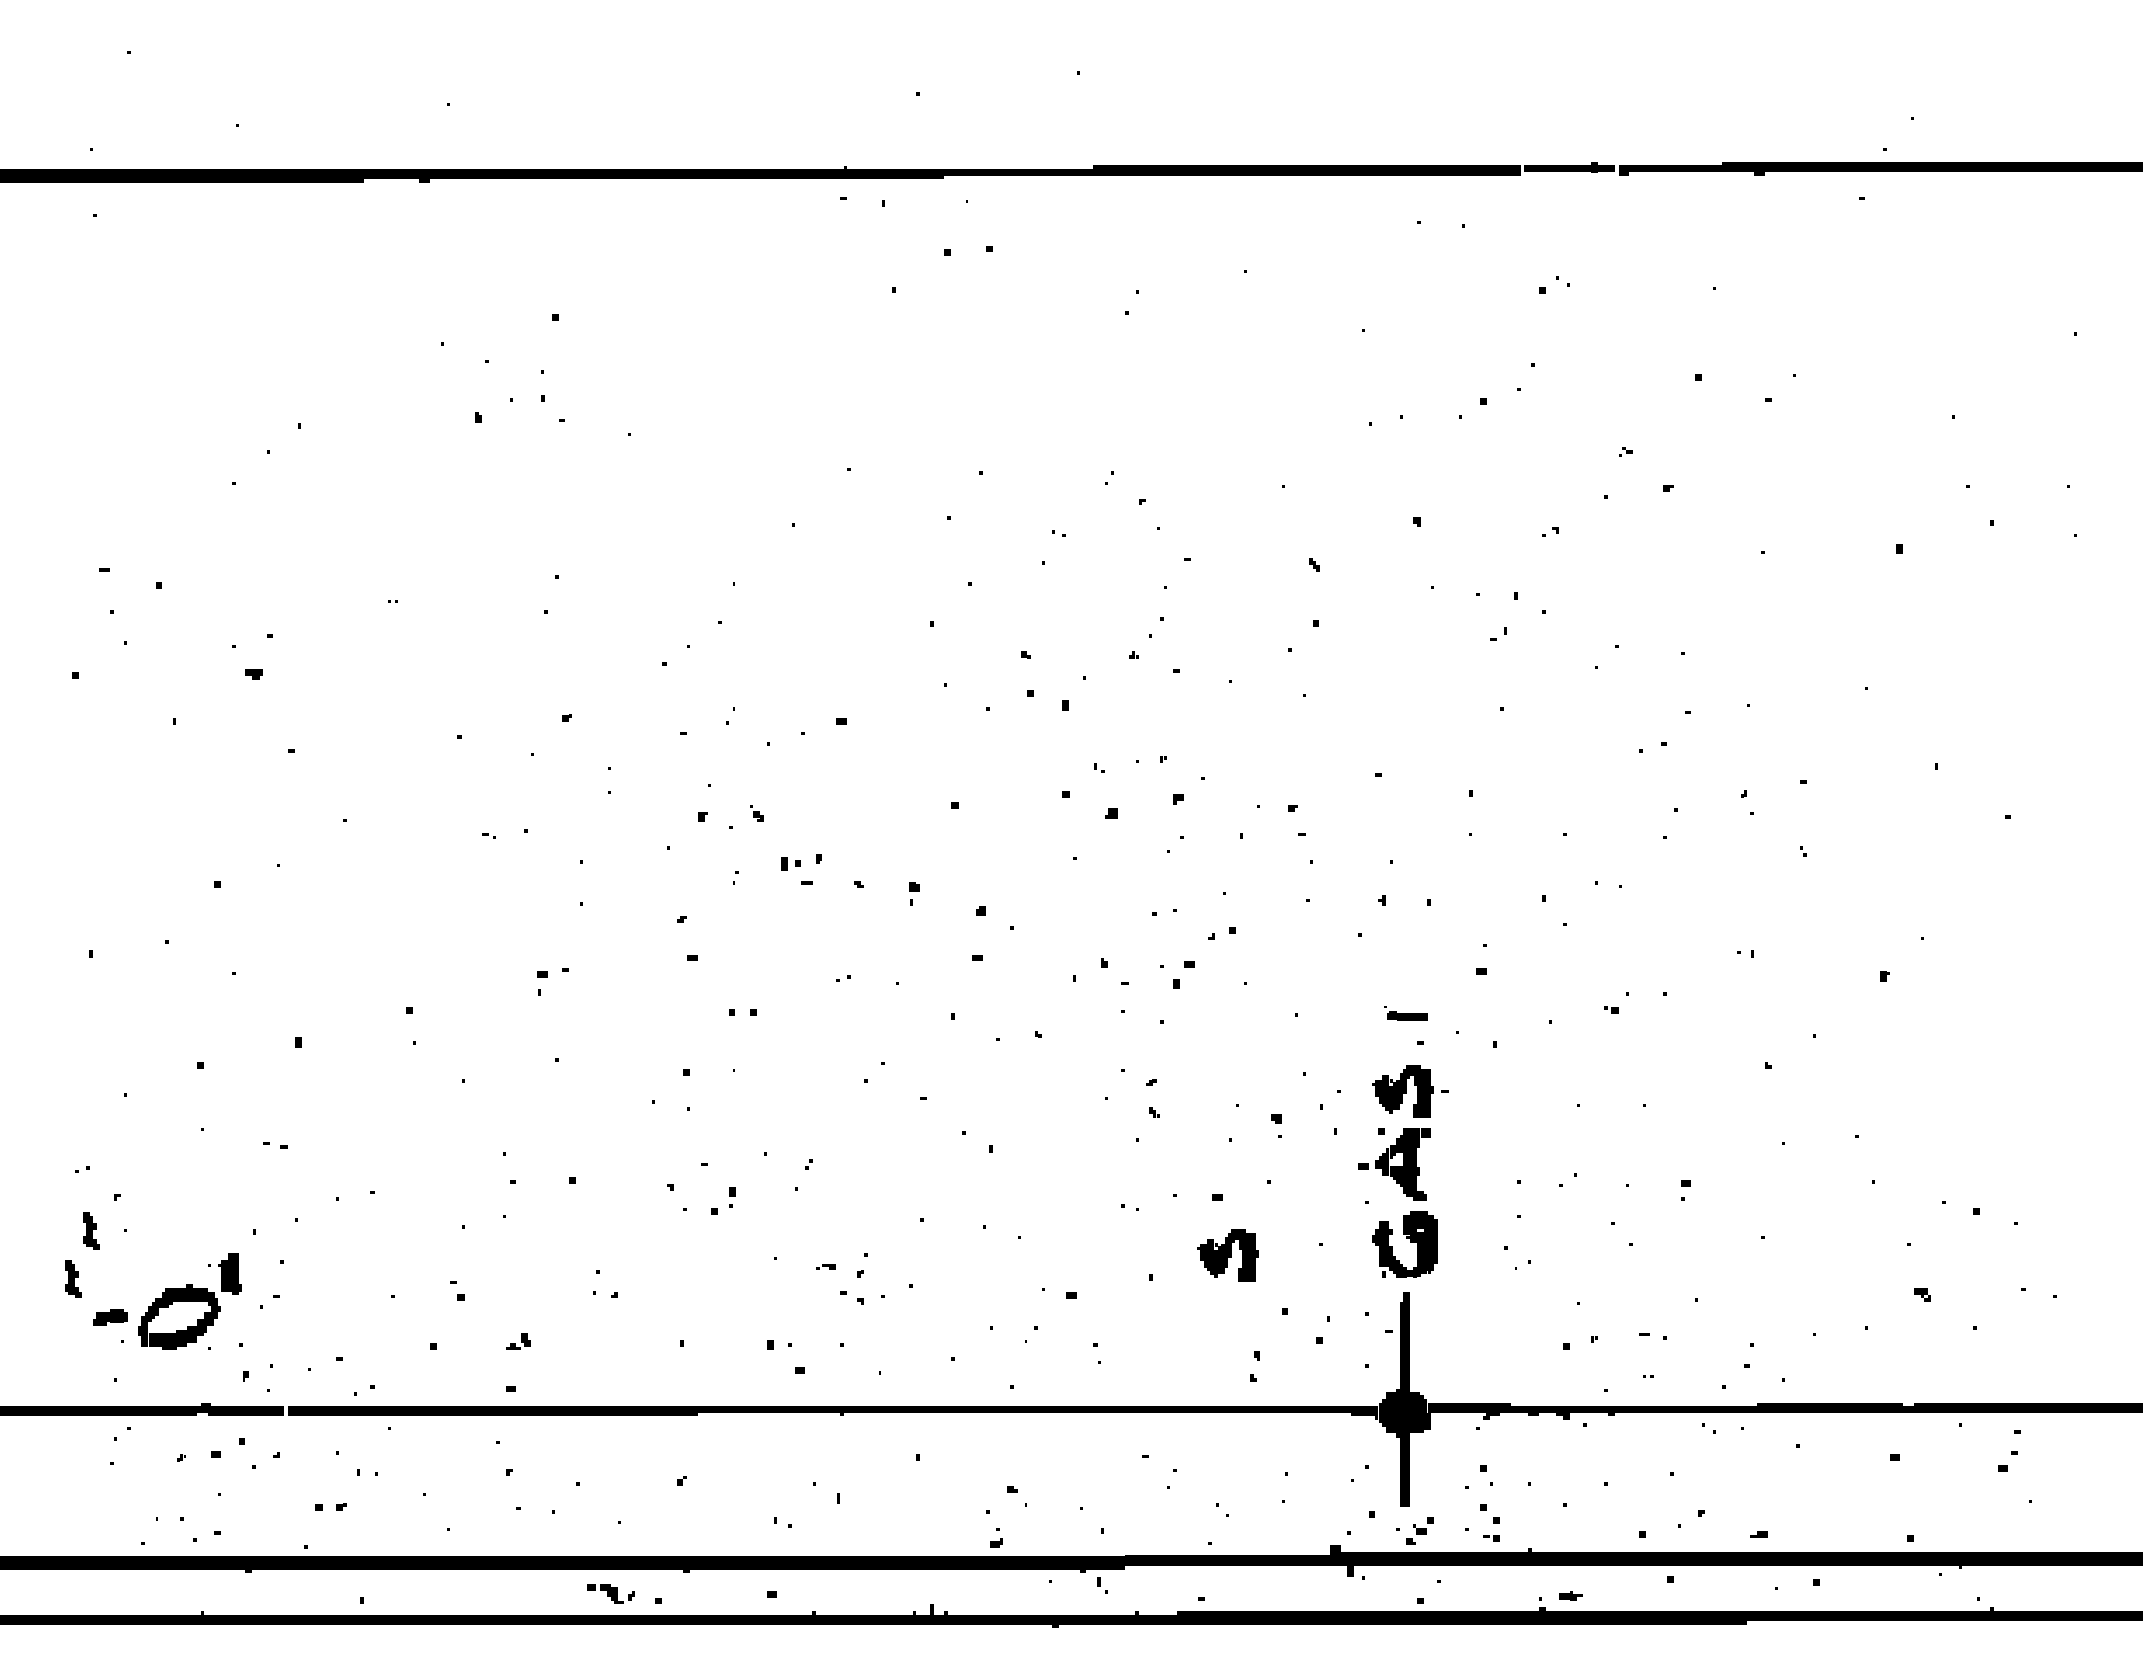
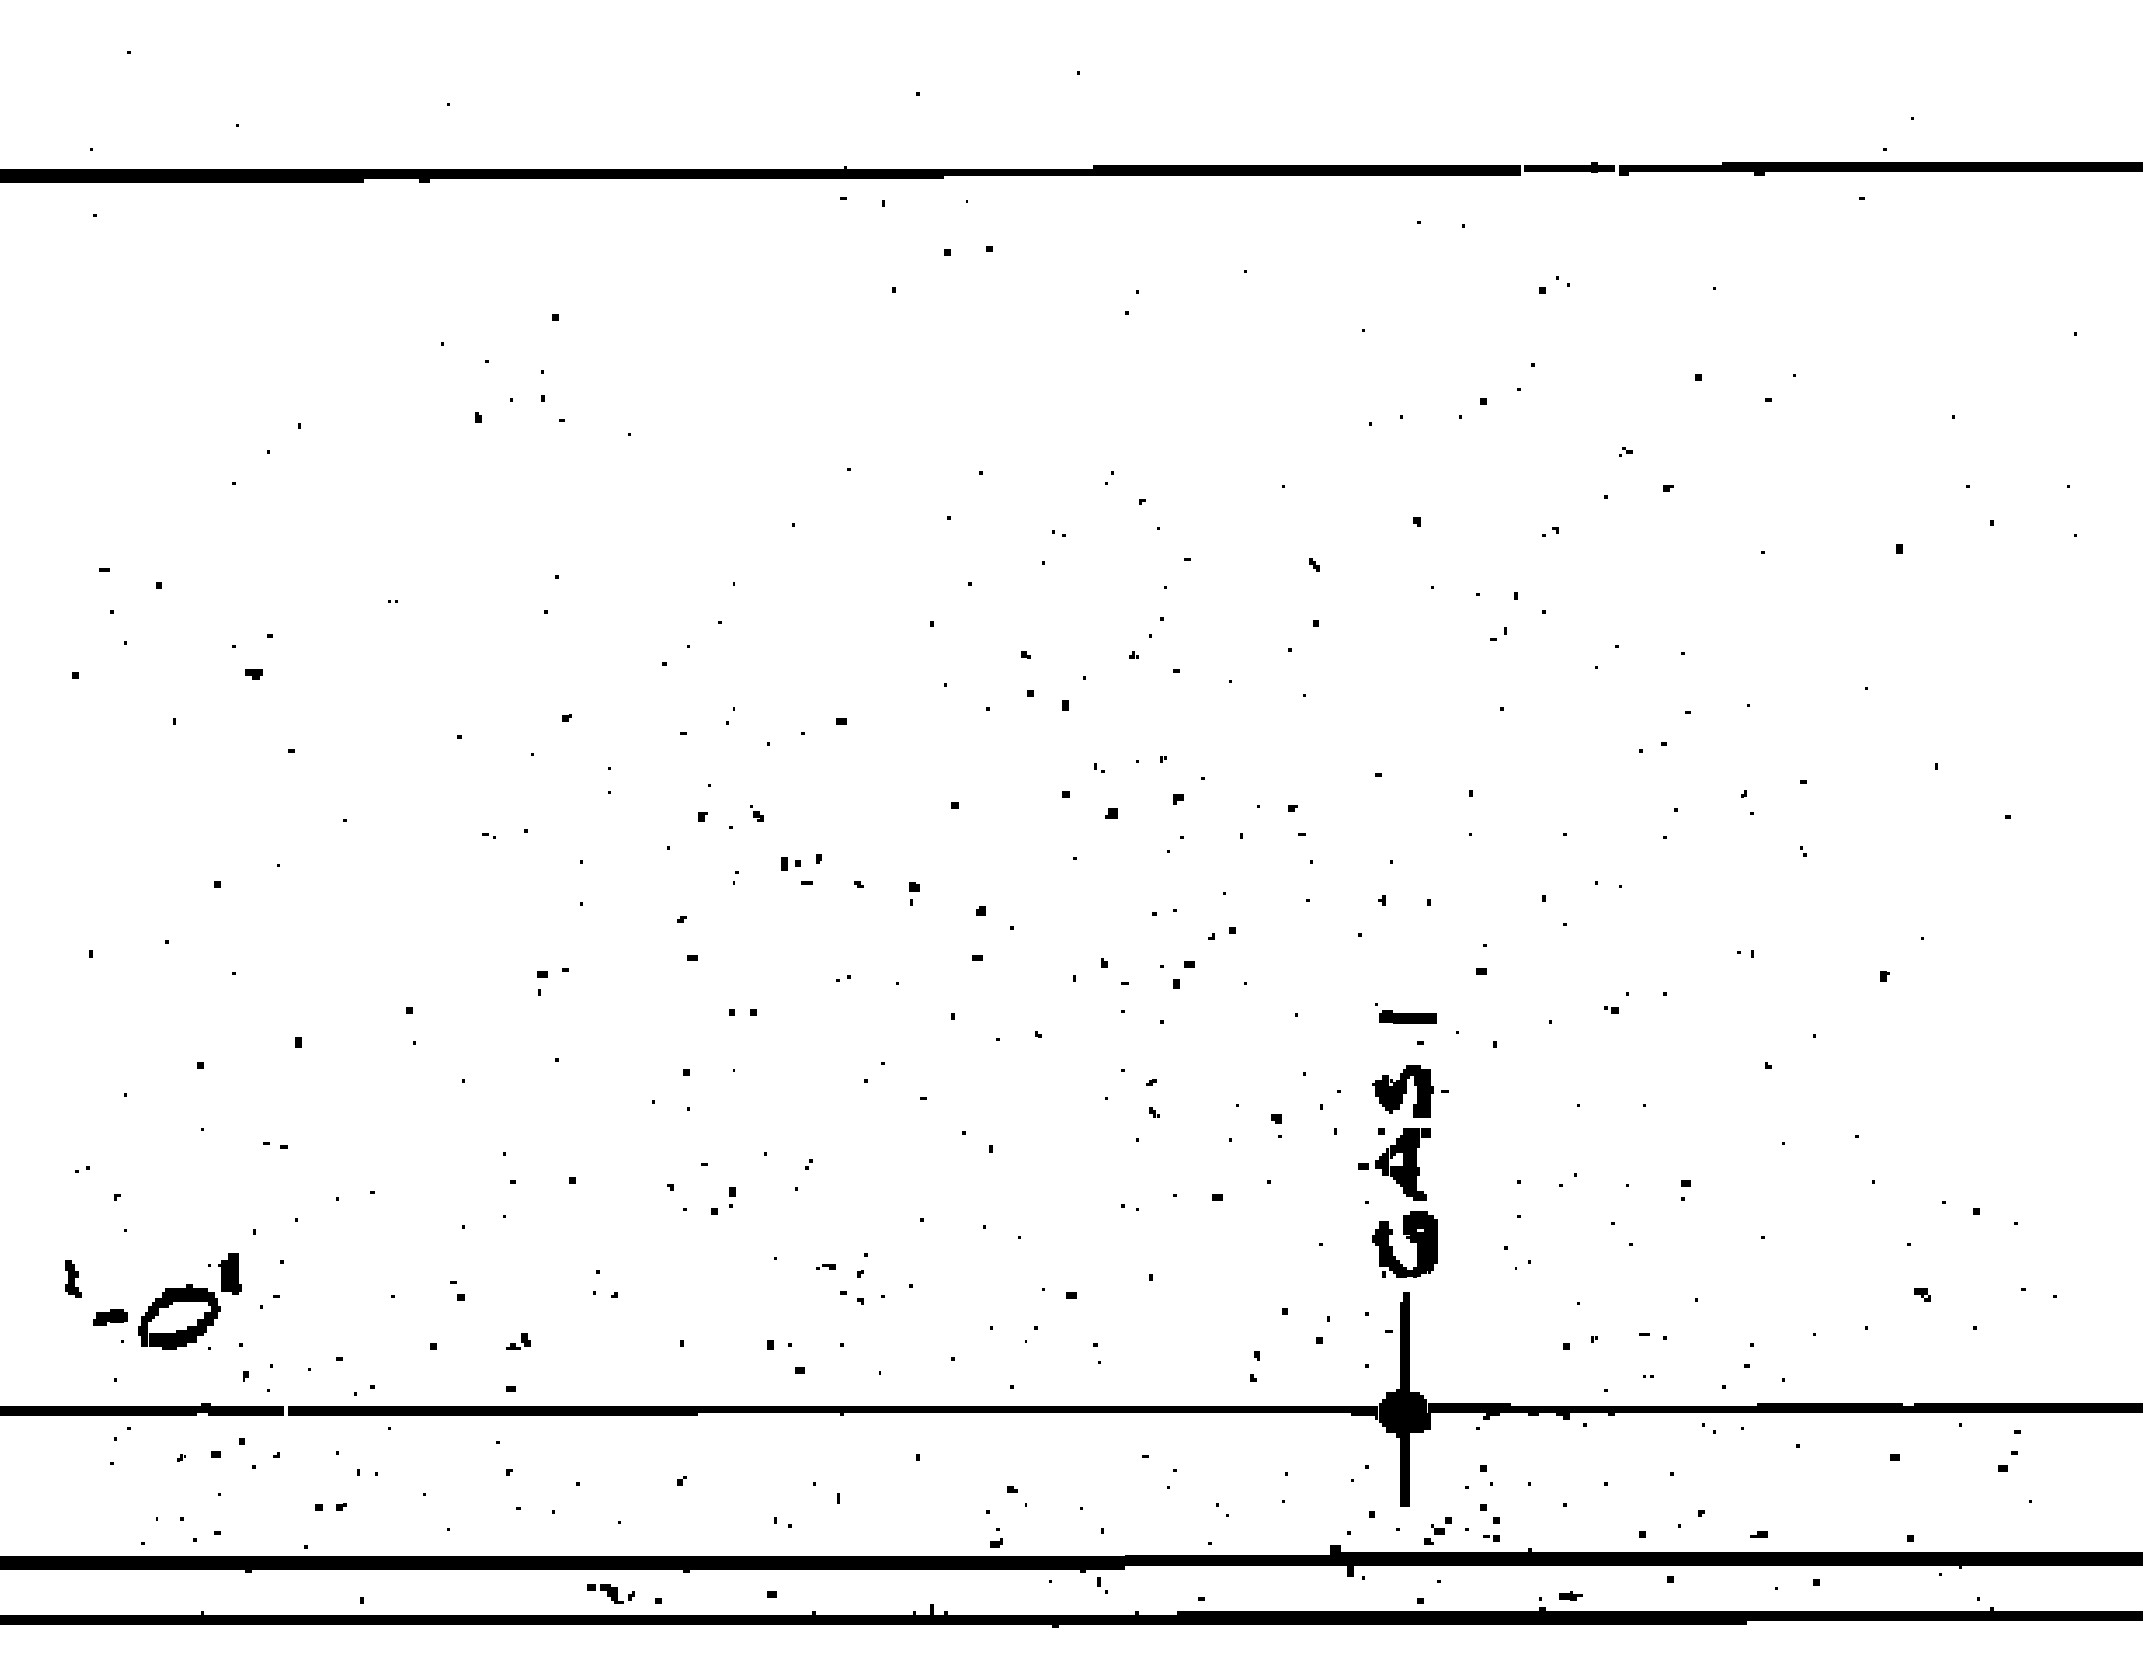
part size: 44x15 px -> 62x21 px (1405, 1013)
part: present -> none (91, 1230)
part: present -> none (1227, 1255)
part position: (1419, 1530) -> (1437, 1530) (1437, 1530)
